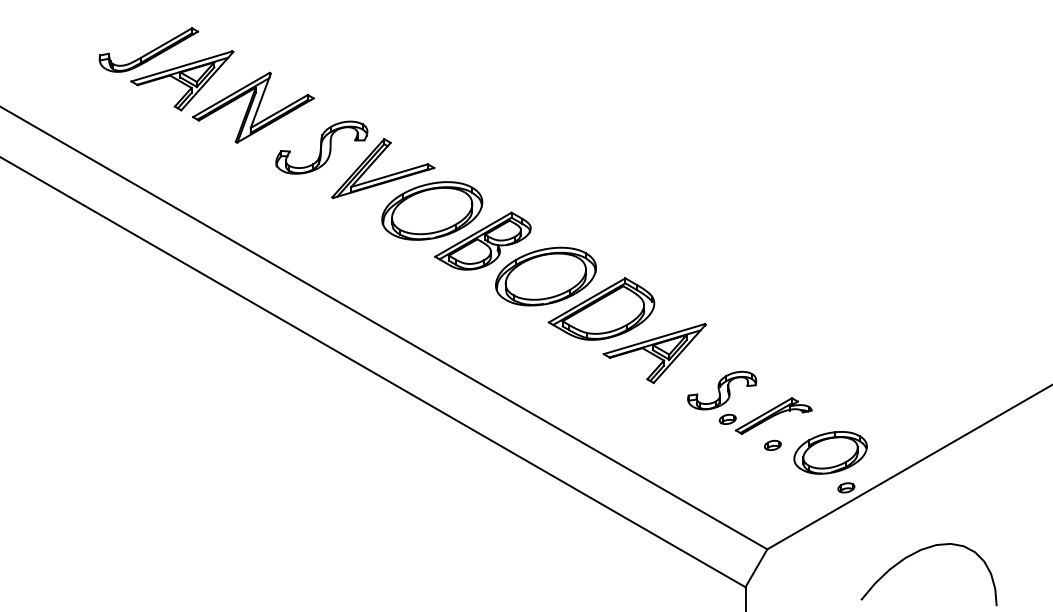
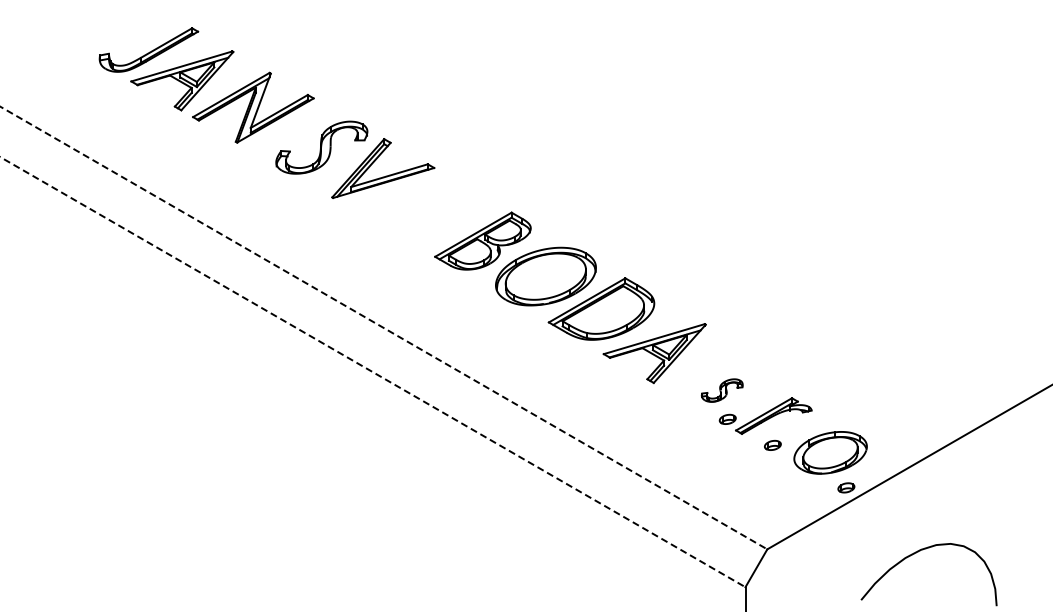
part: present -> none (432, 210)
line: solid -> dashed (383, 328)
line: solid -> dashed (373, 372)
part size: 71x41 px -> 44x25 px (721, 390)
